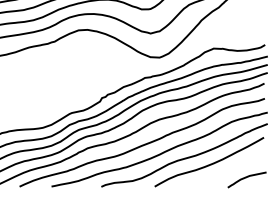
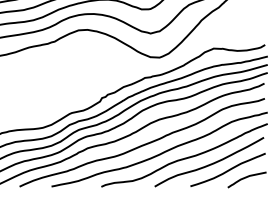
curve: none -> present (228, 169)
